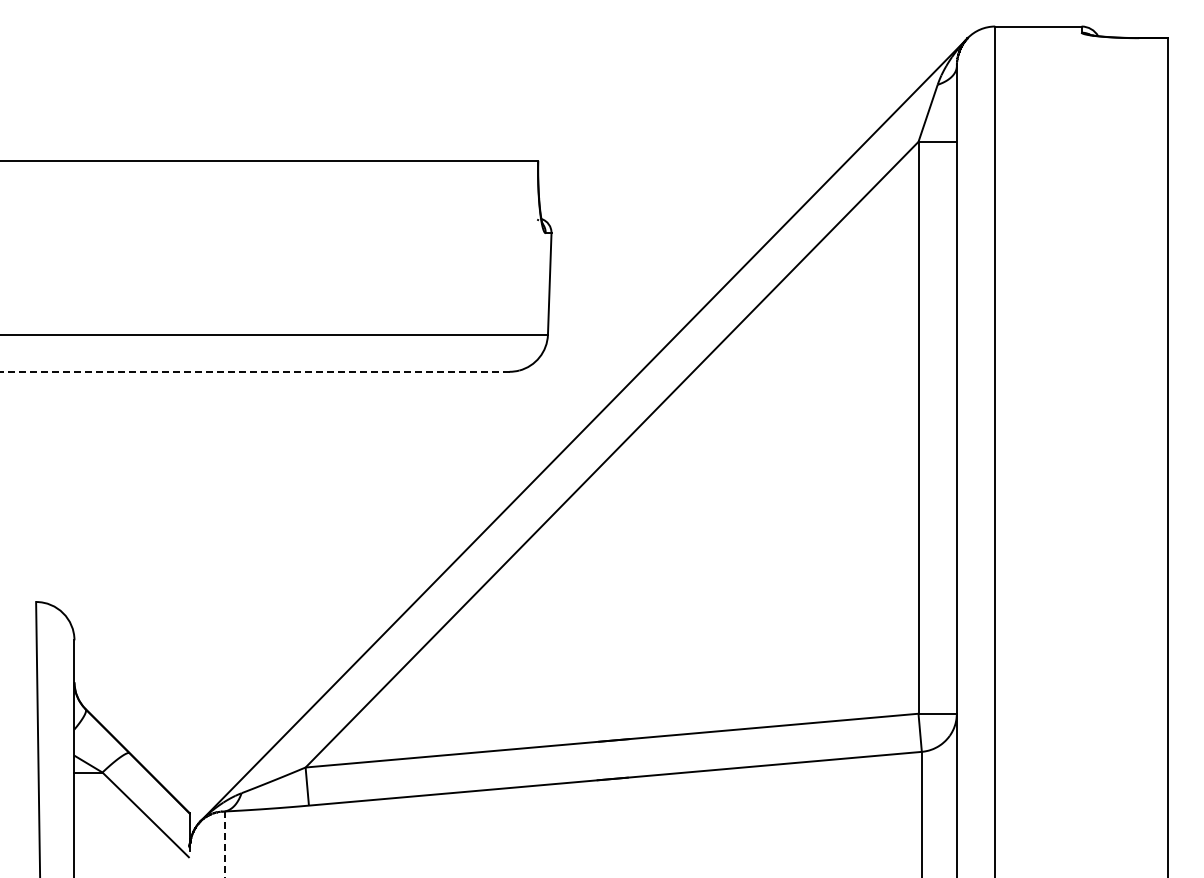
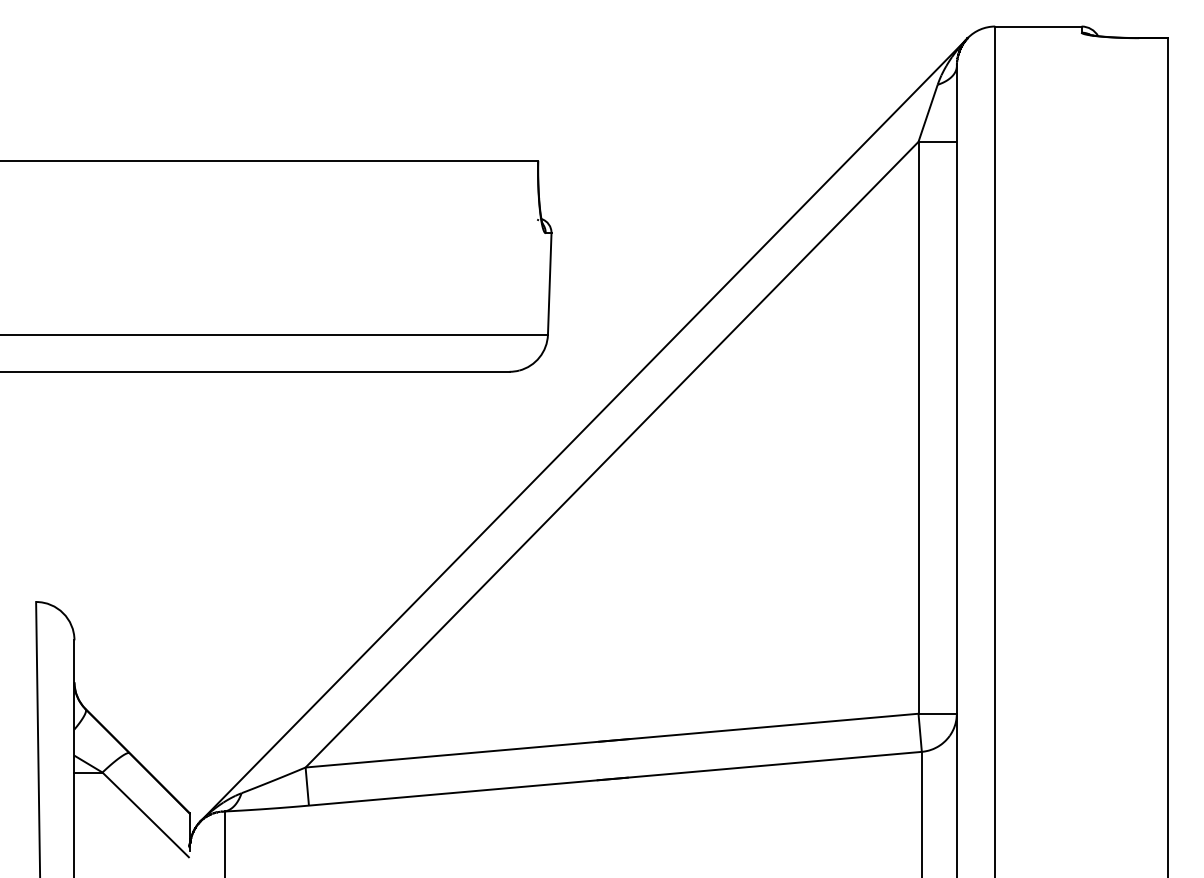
line: dashed -> solid (254, 371)
line: dashed -> solid (224, 844)
